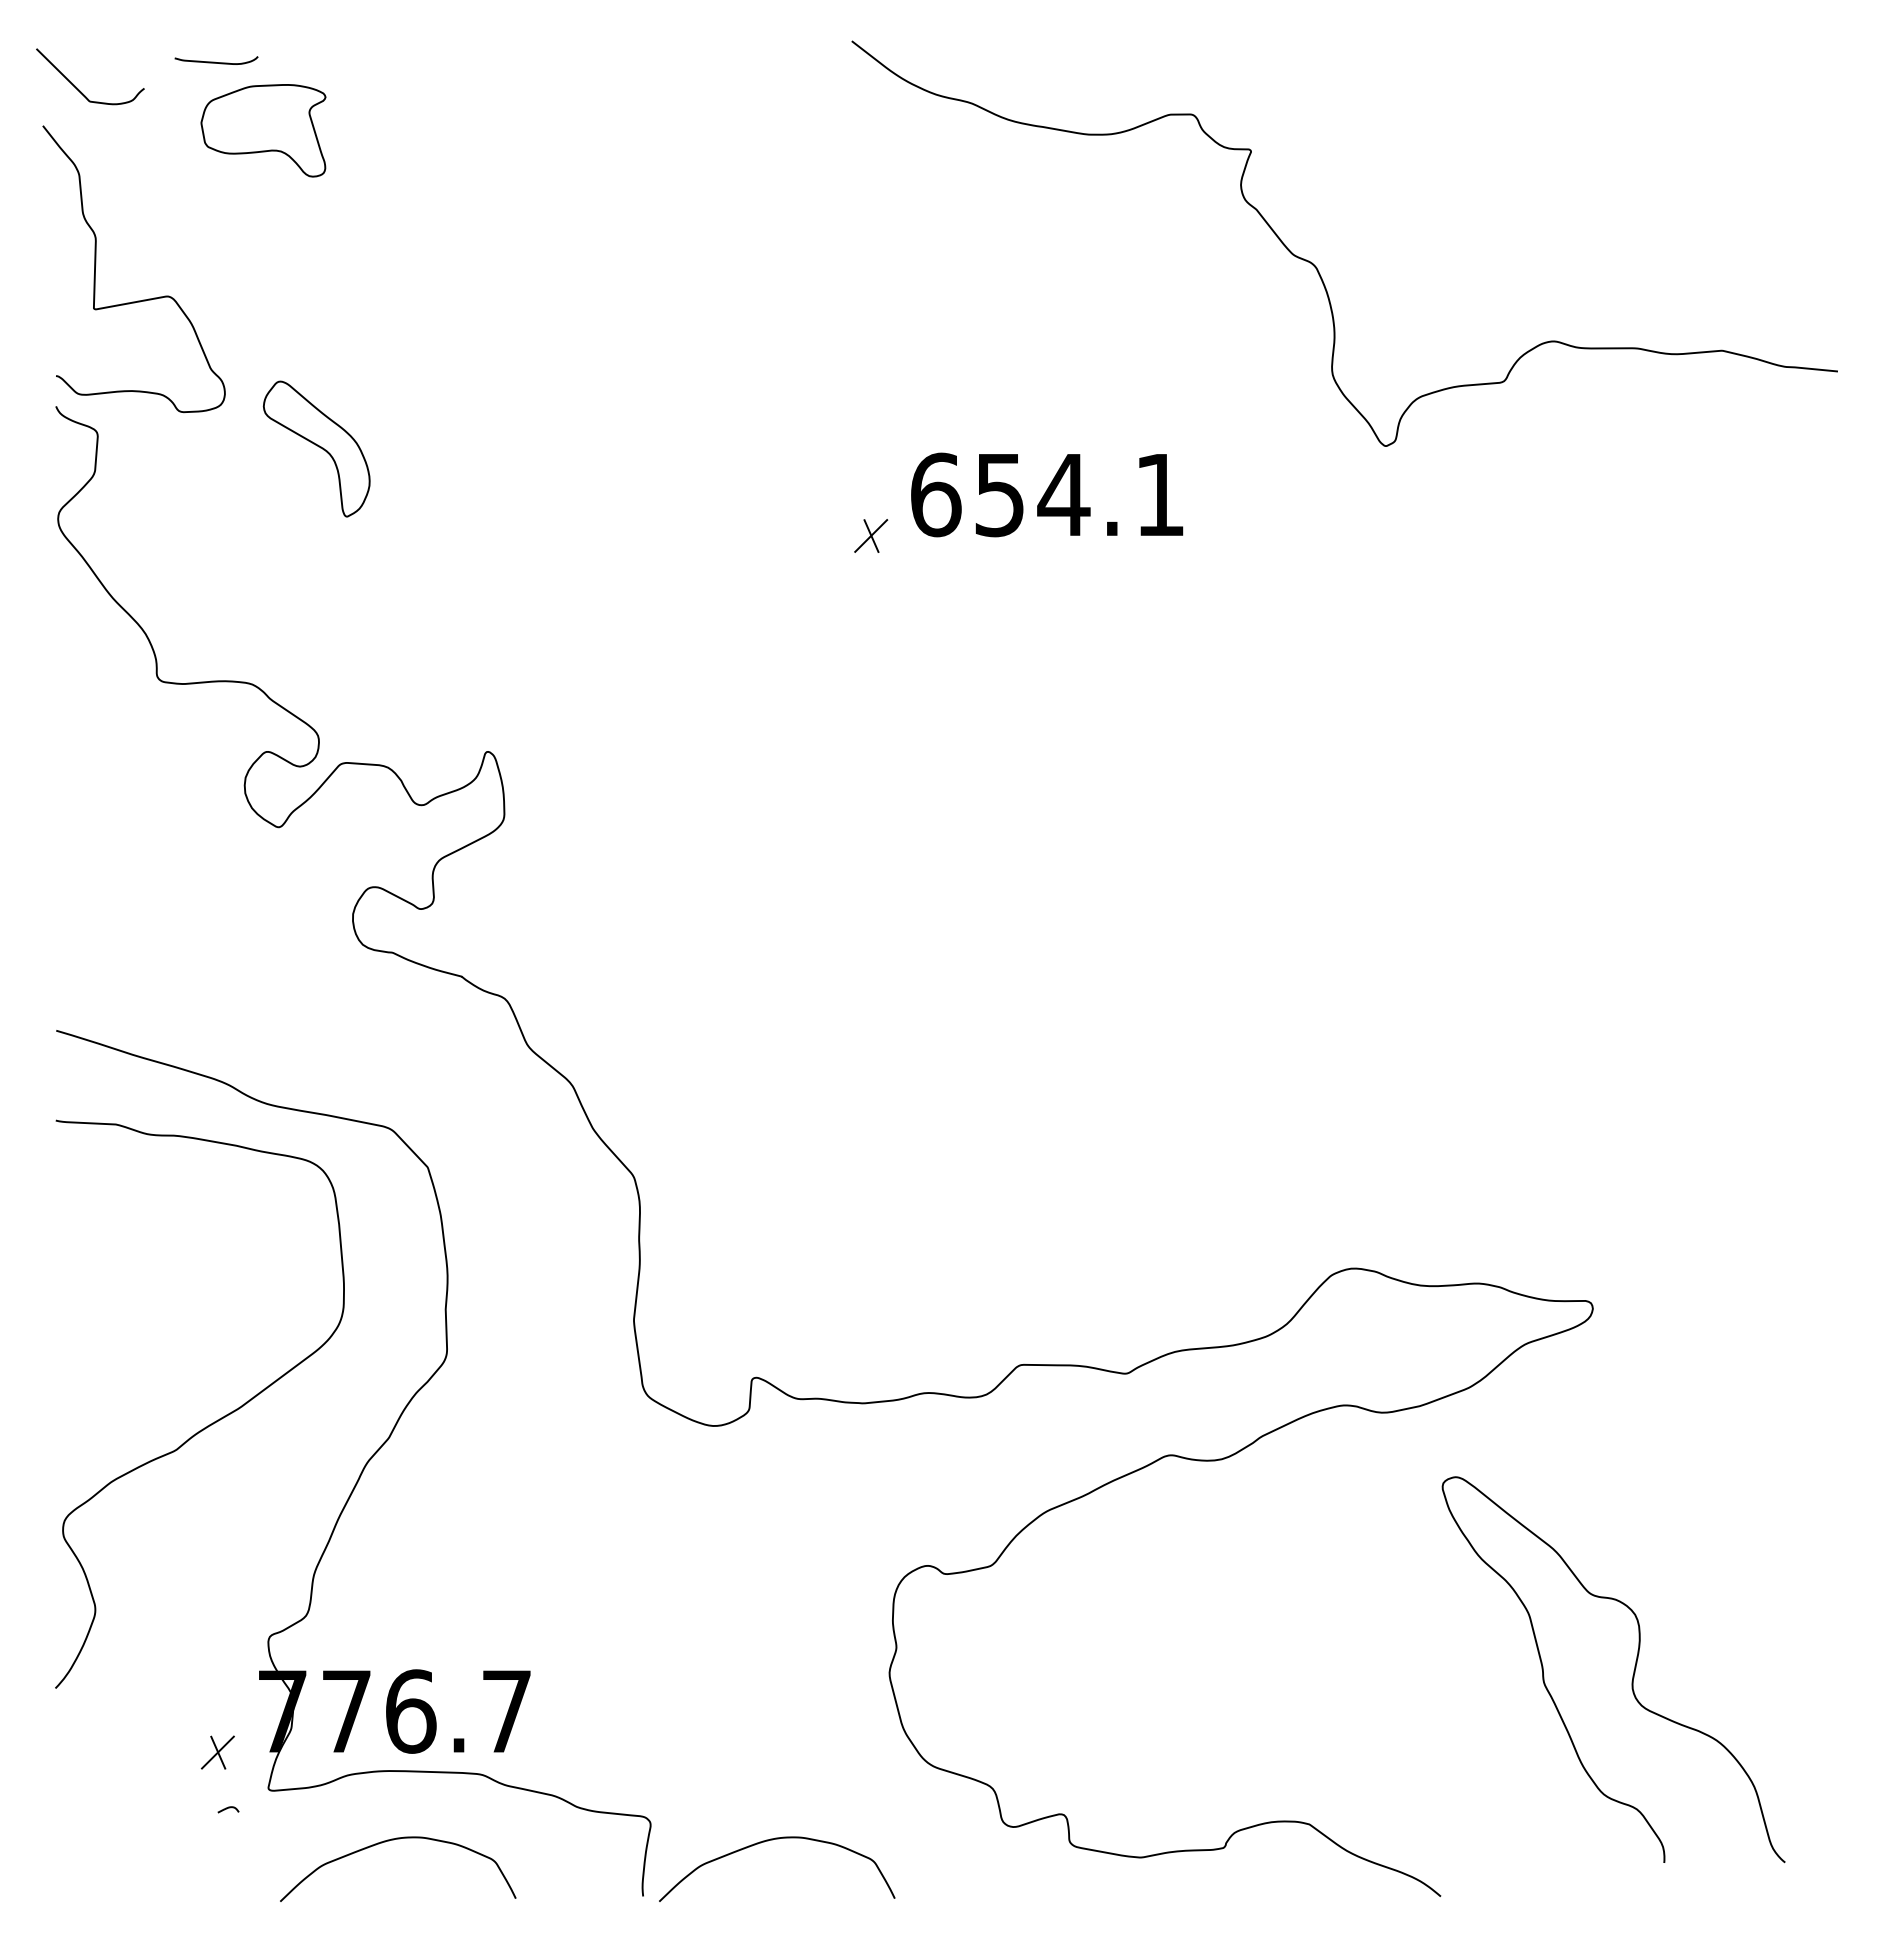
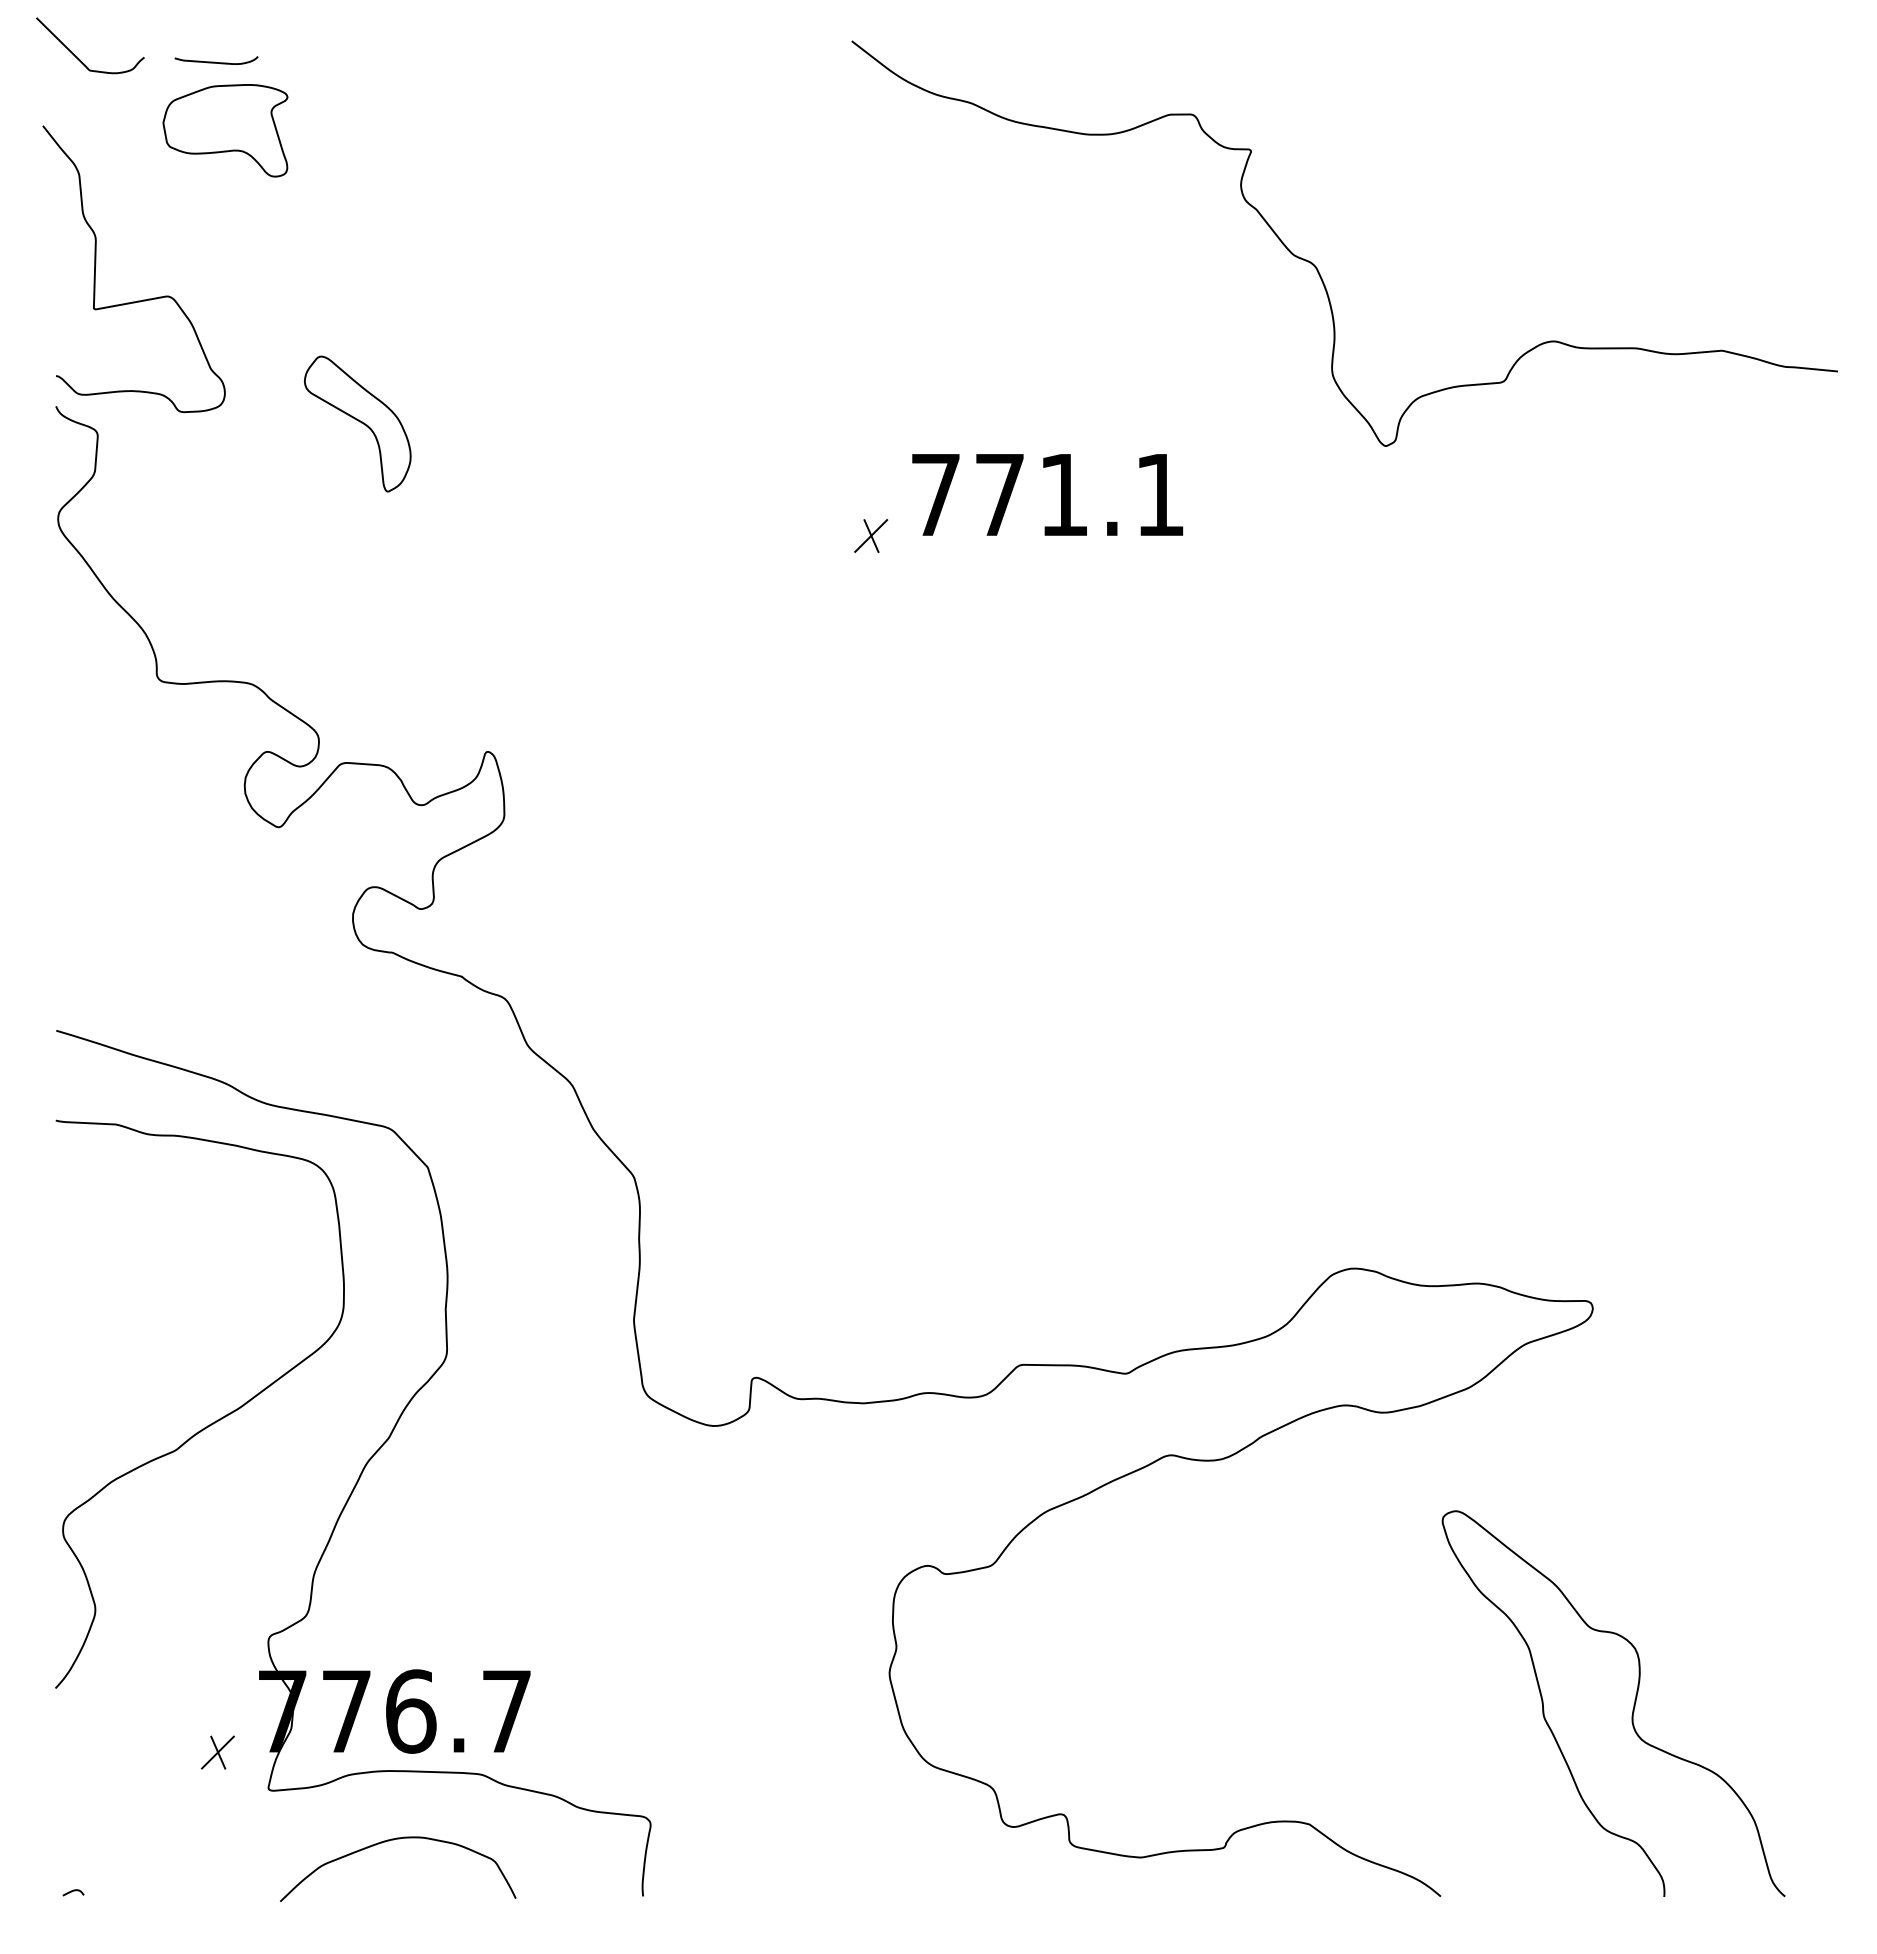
curve position: (78, 88) -> (78, 57) (78, 57)
part position: (263, 130) -> (225, 130) (225, 130)
part position: (316, 448) -> (357, 423) (357, 423)
text: 654.1 -> 771.1 (1000, 494)
curve position: (1632, 1675) -> (1632, 1709) (1632, 1709)
curve position: (228, 1808) -> (73, 1891) (73, 1891)
curve: present -> none (772, 1840)
